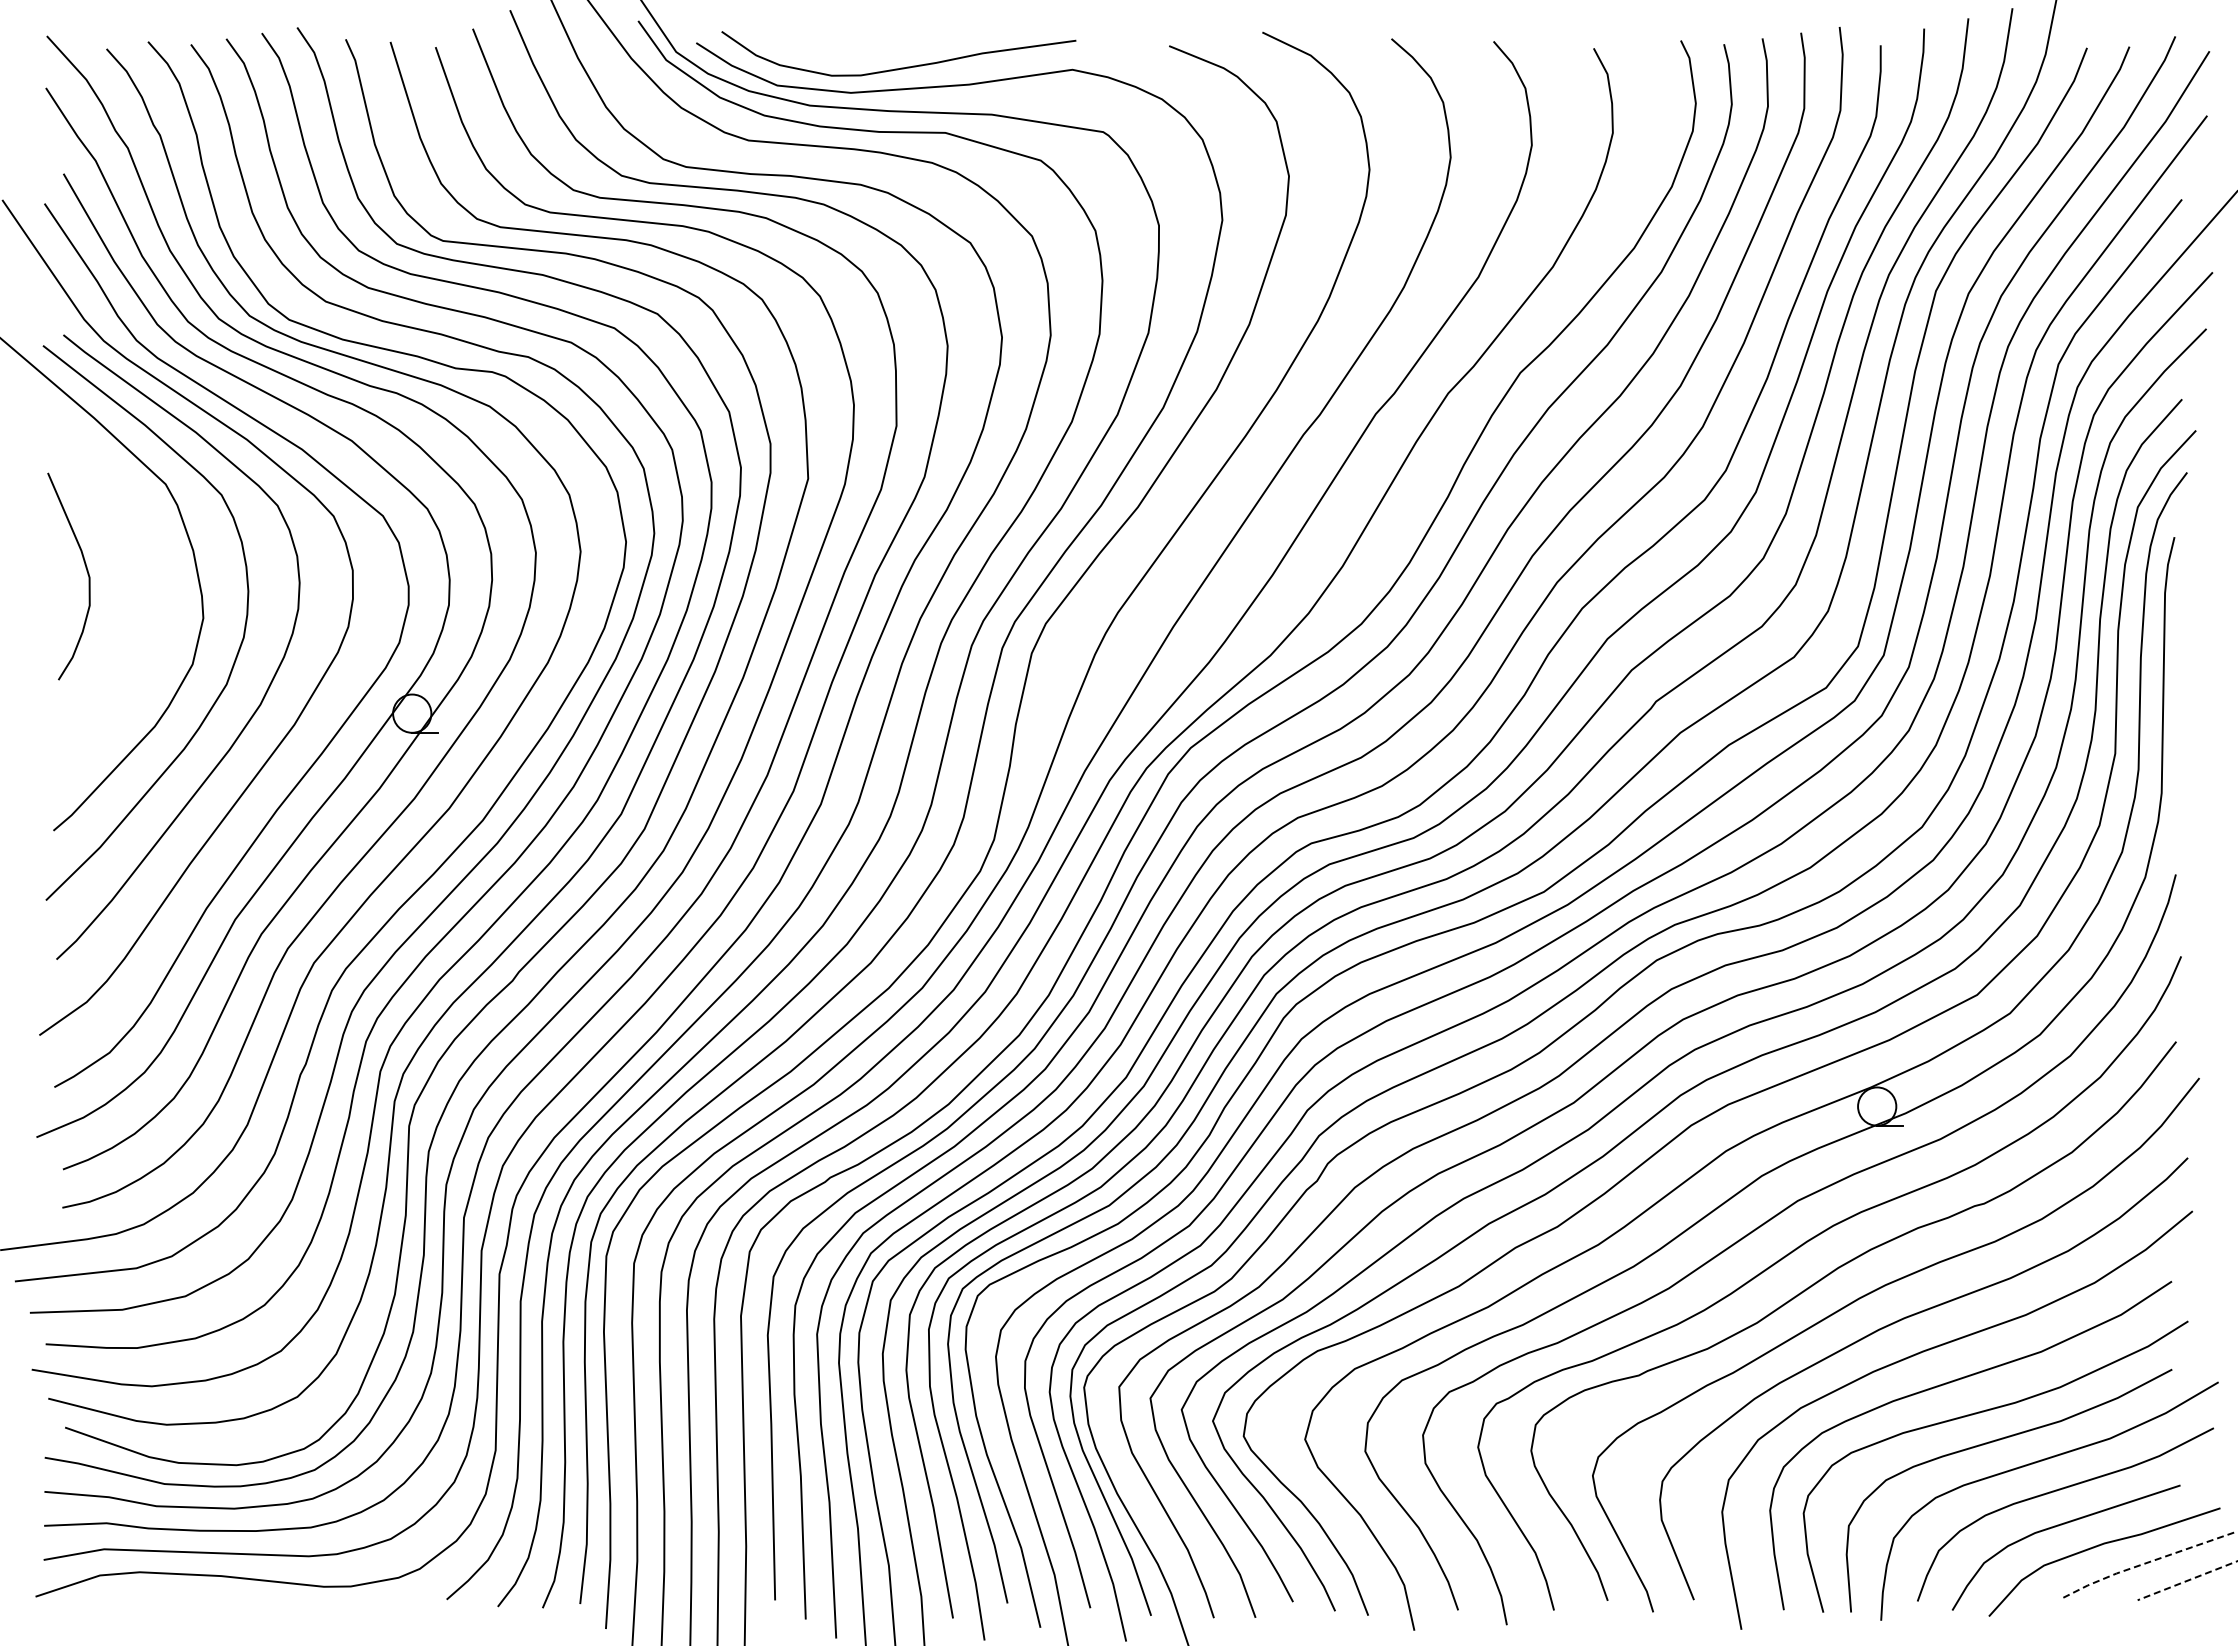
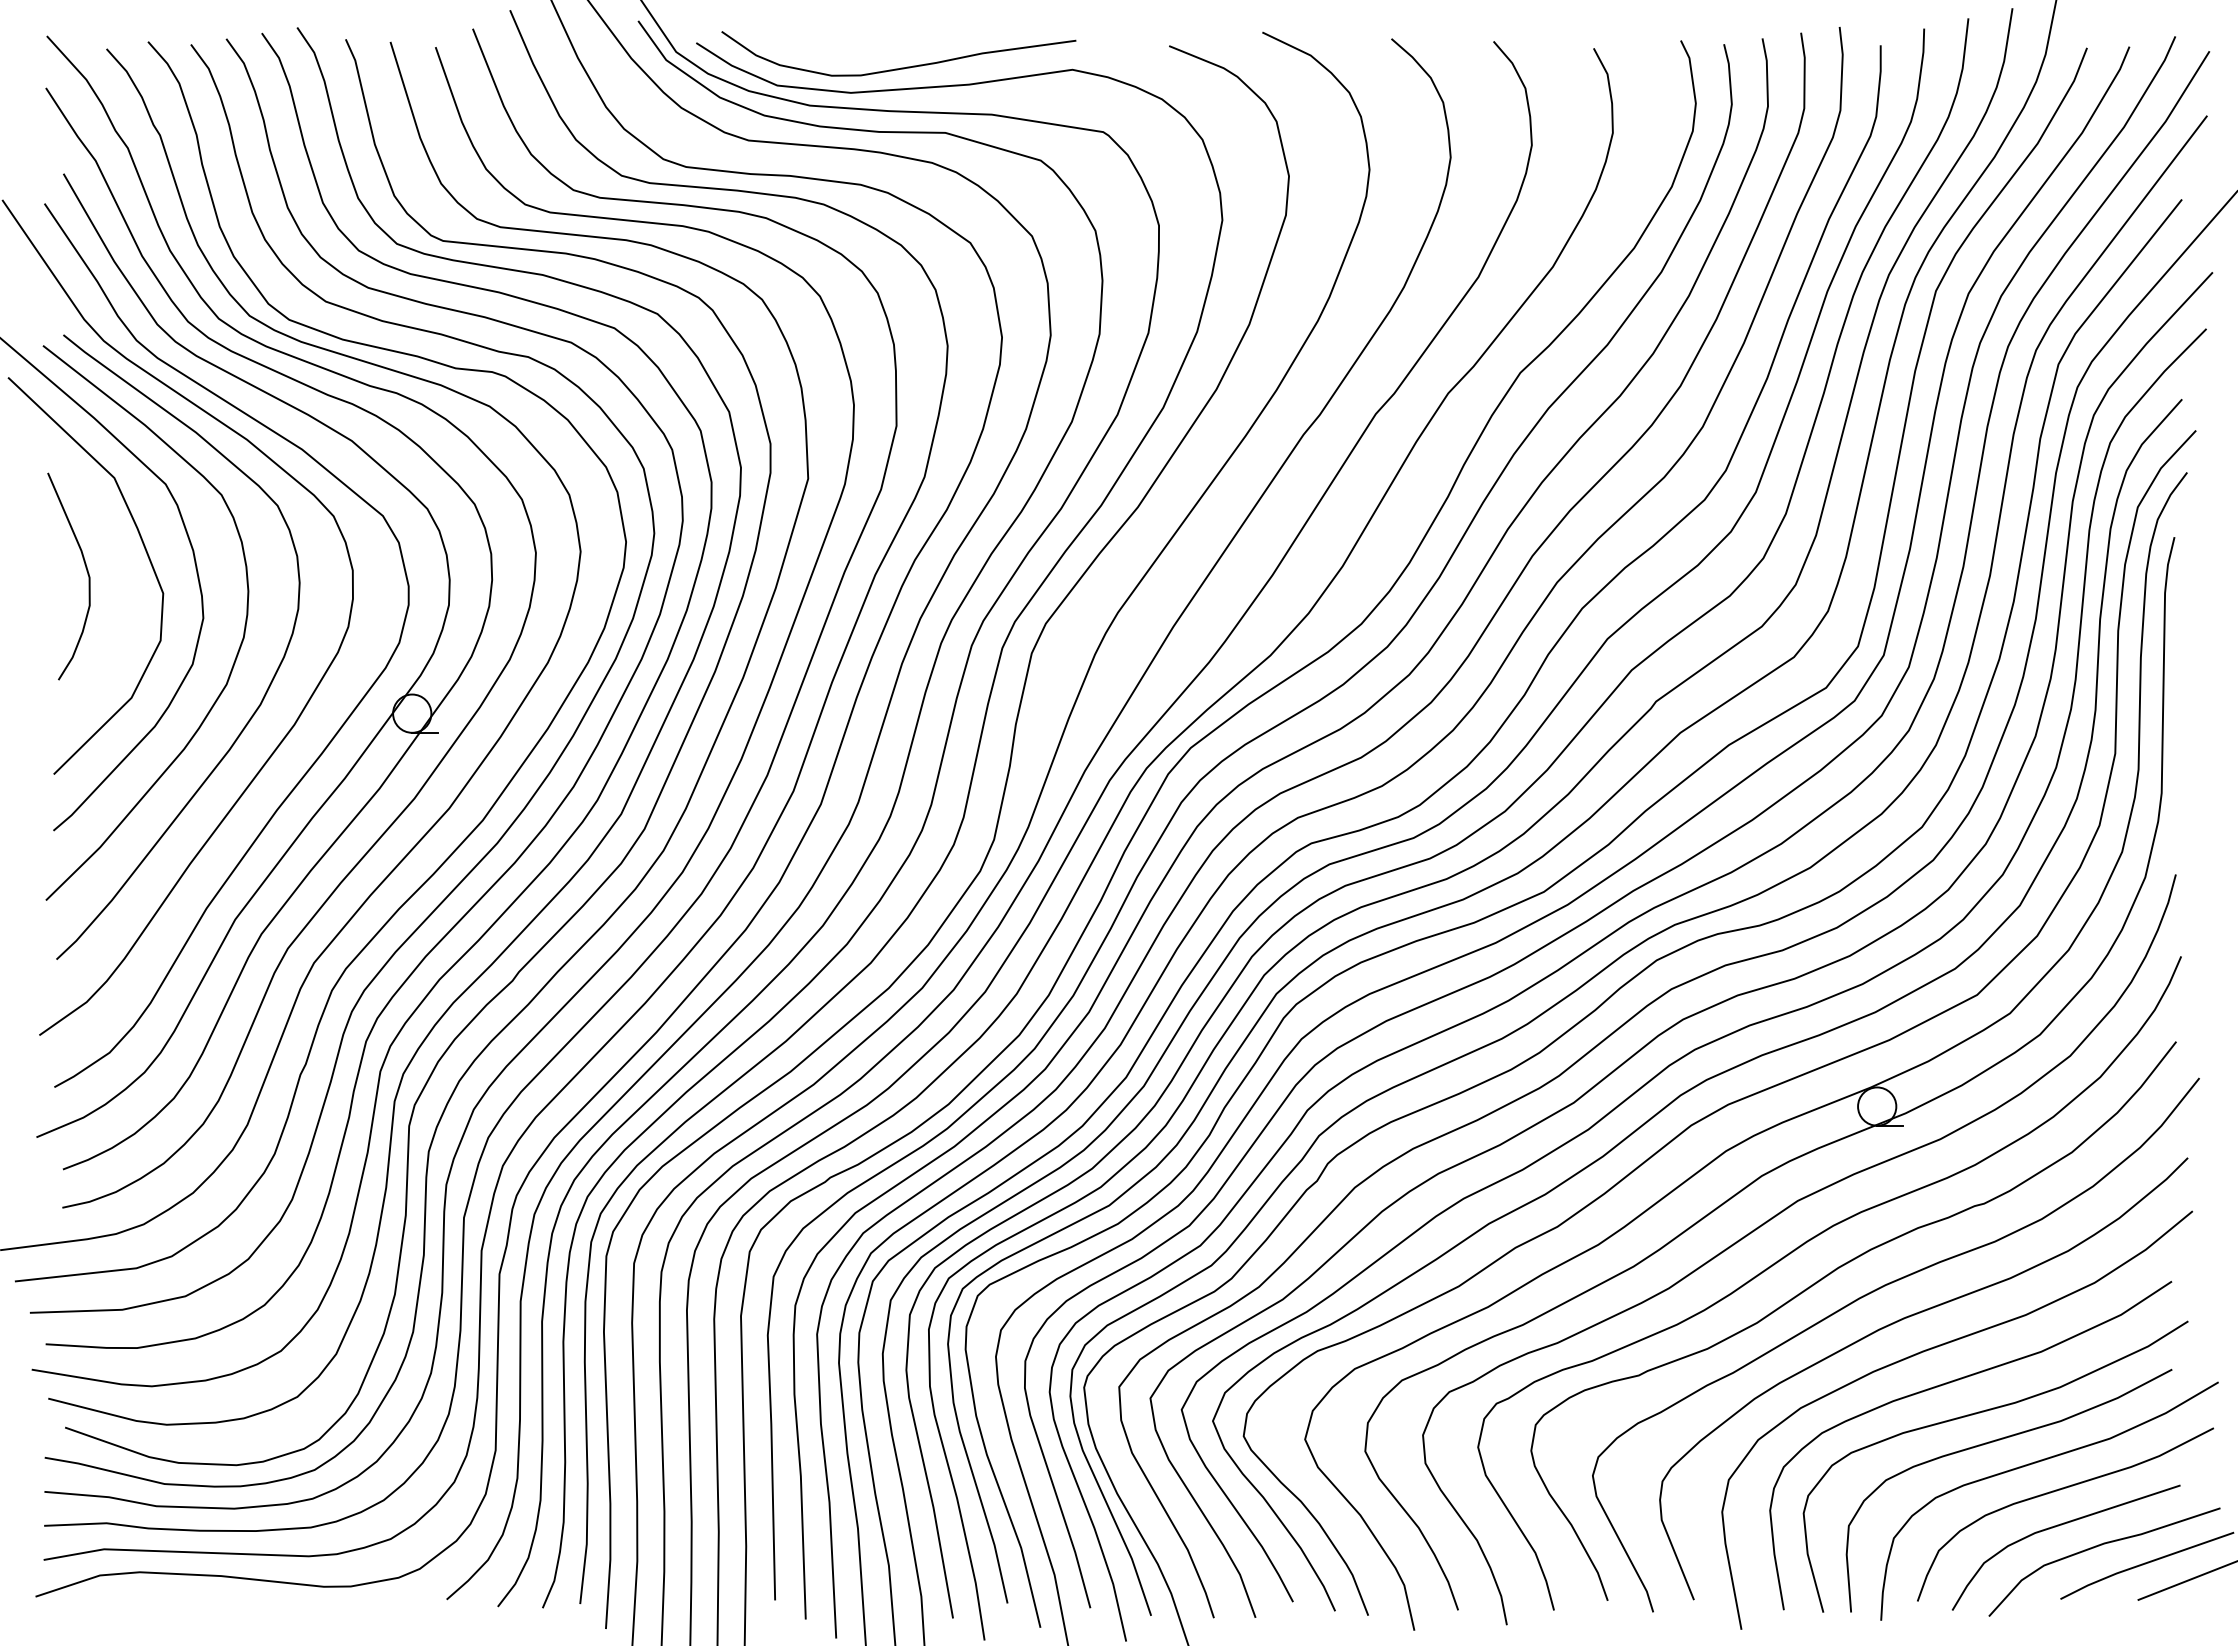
curve: none -> present (144, 549)
line: dashed -> solid (2144, 1563)
line: dashed -> solid (2187, 1580)
